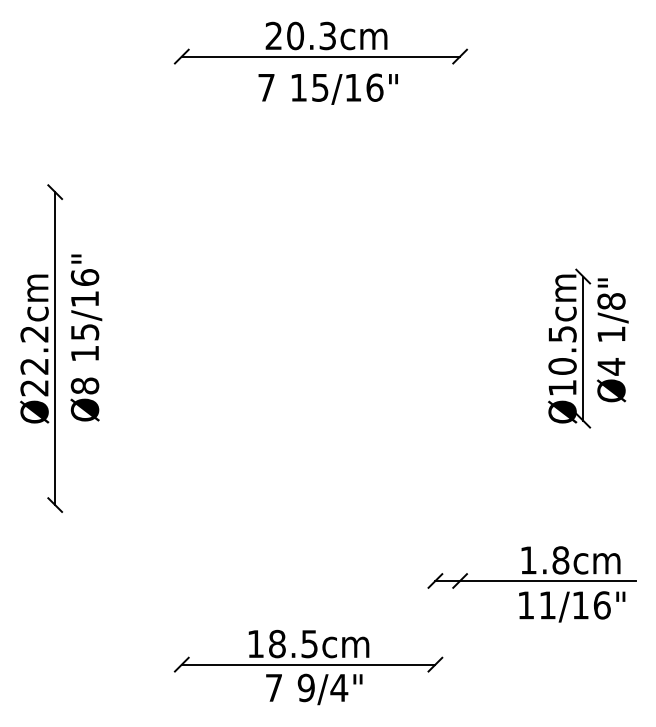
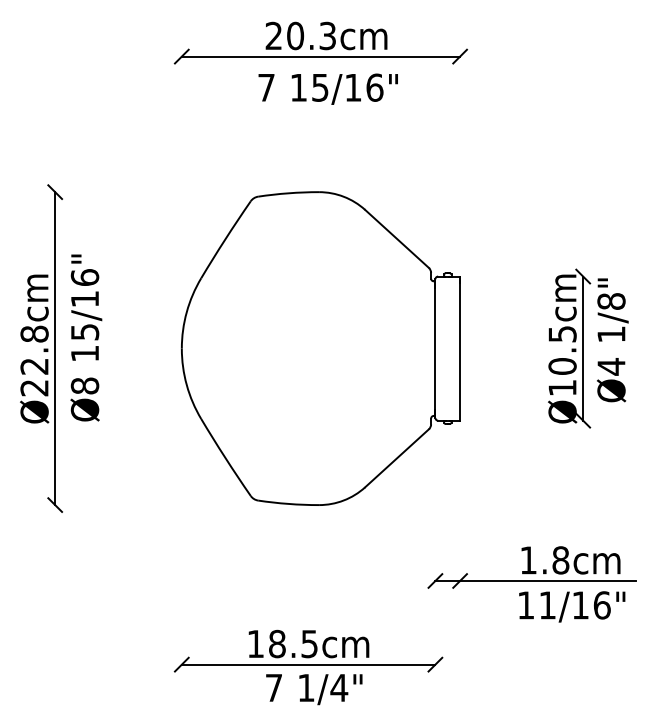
text: Ø22.2cm -> Ø22.8cm (34, 333)
part: none -> present (320, 348)
text: 9/4" -> 1/4" (305, 687)
